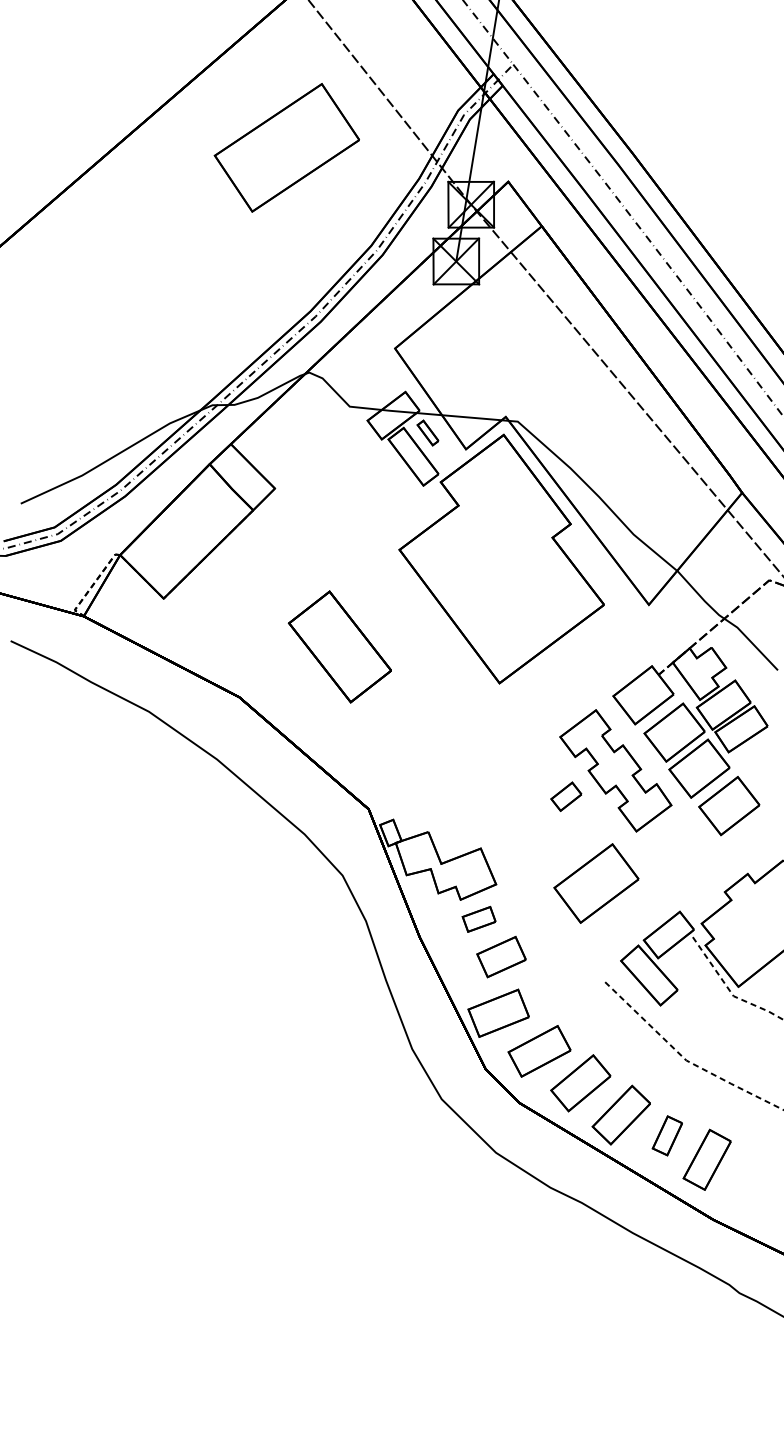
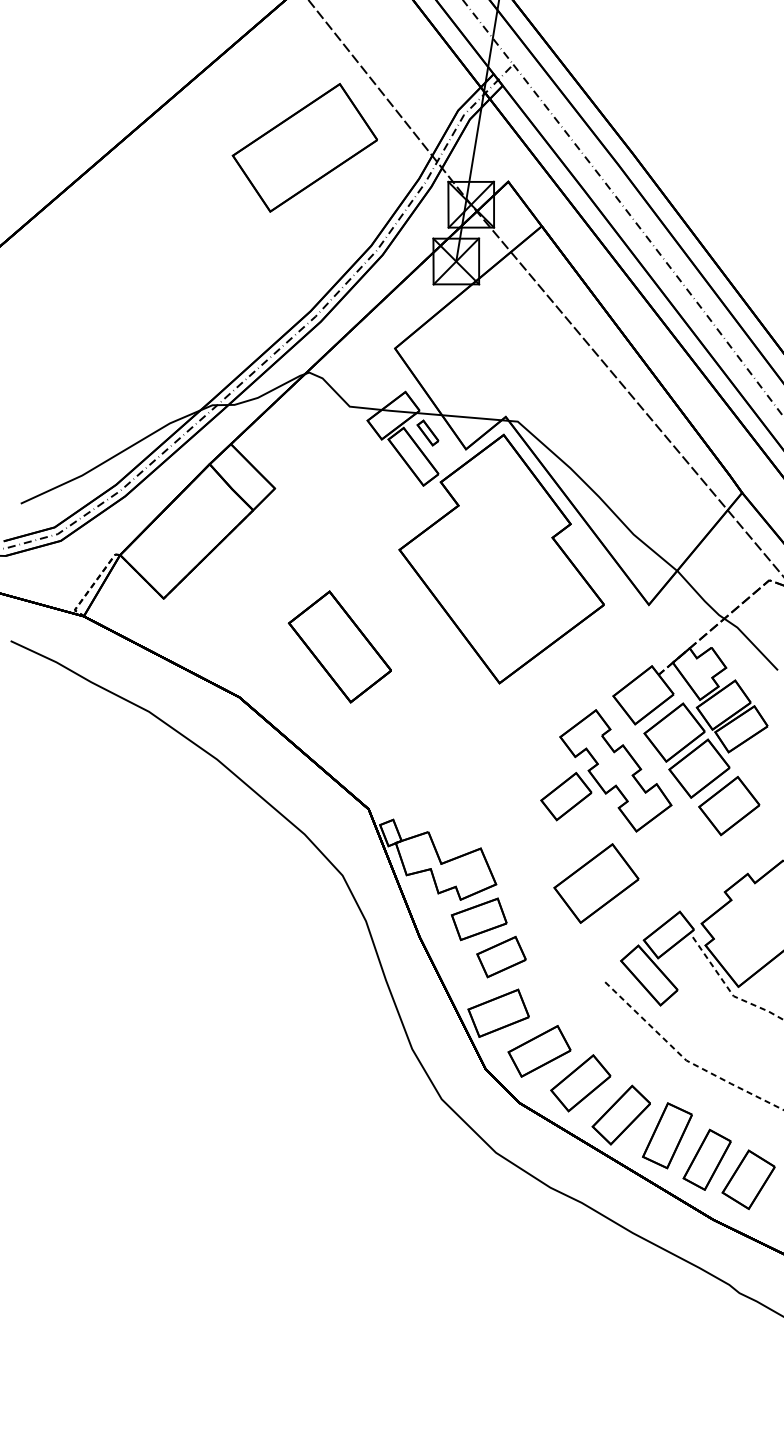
part position: (286, 147) -> (304, 147) (304, 147)
part size: 33x31 px -> 53x50 px (566, 796)
part size: 36x28 px -> 58x45 px (478, 919)
part size: 32x42 px -> 51x68 px (667, 1135)
part: none -> present (748, 1179)
